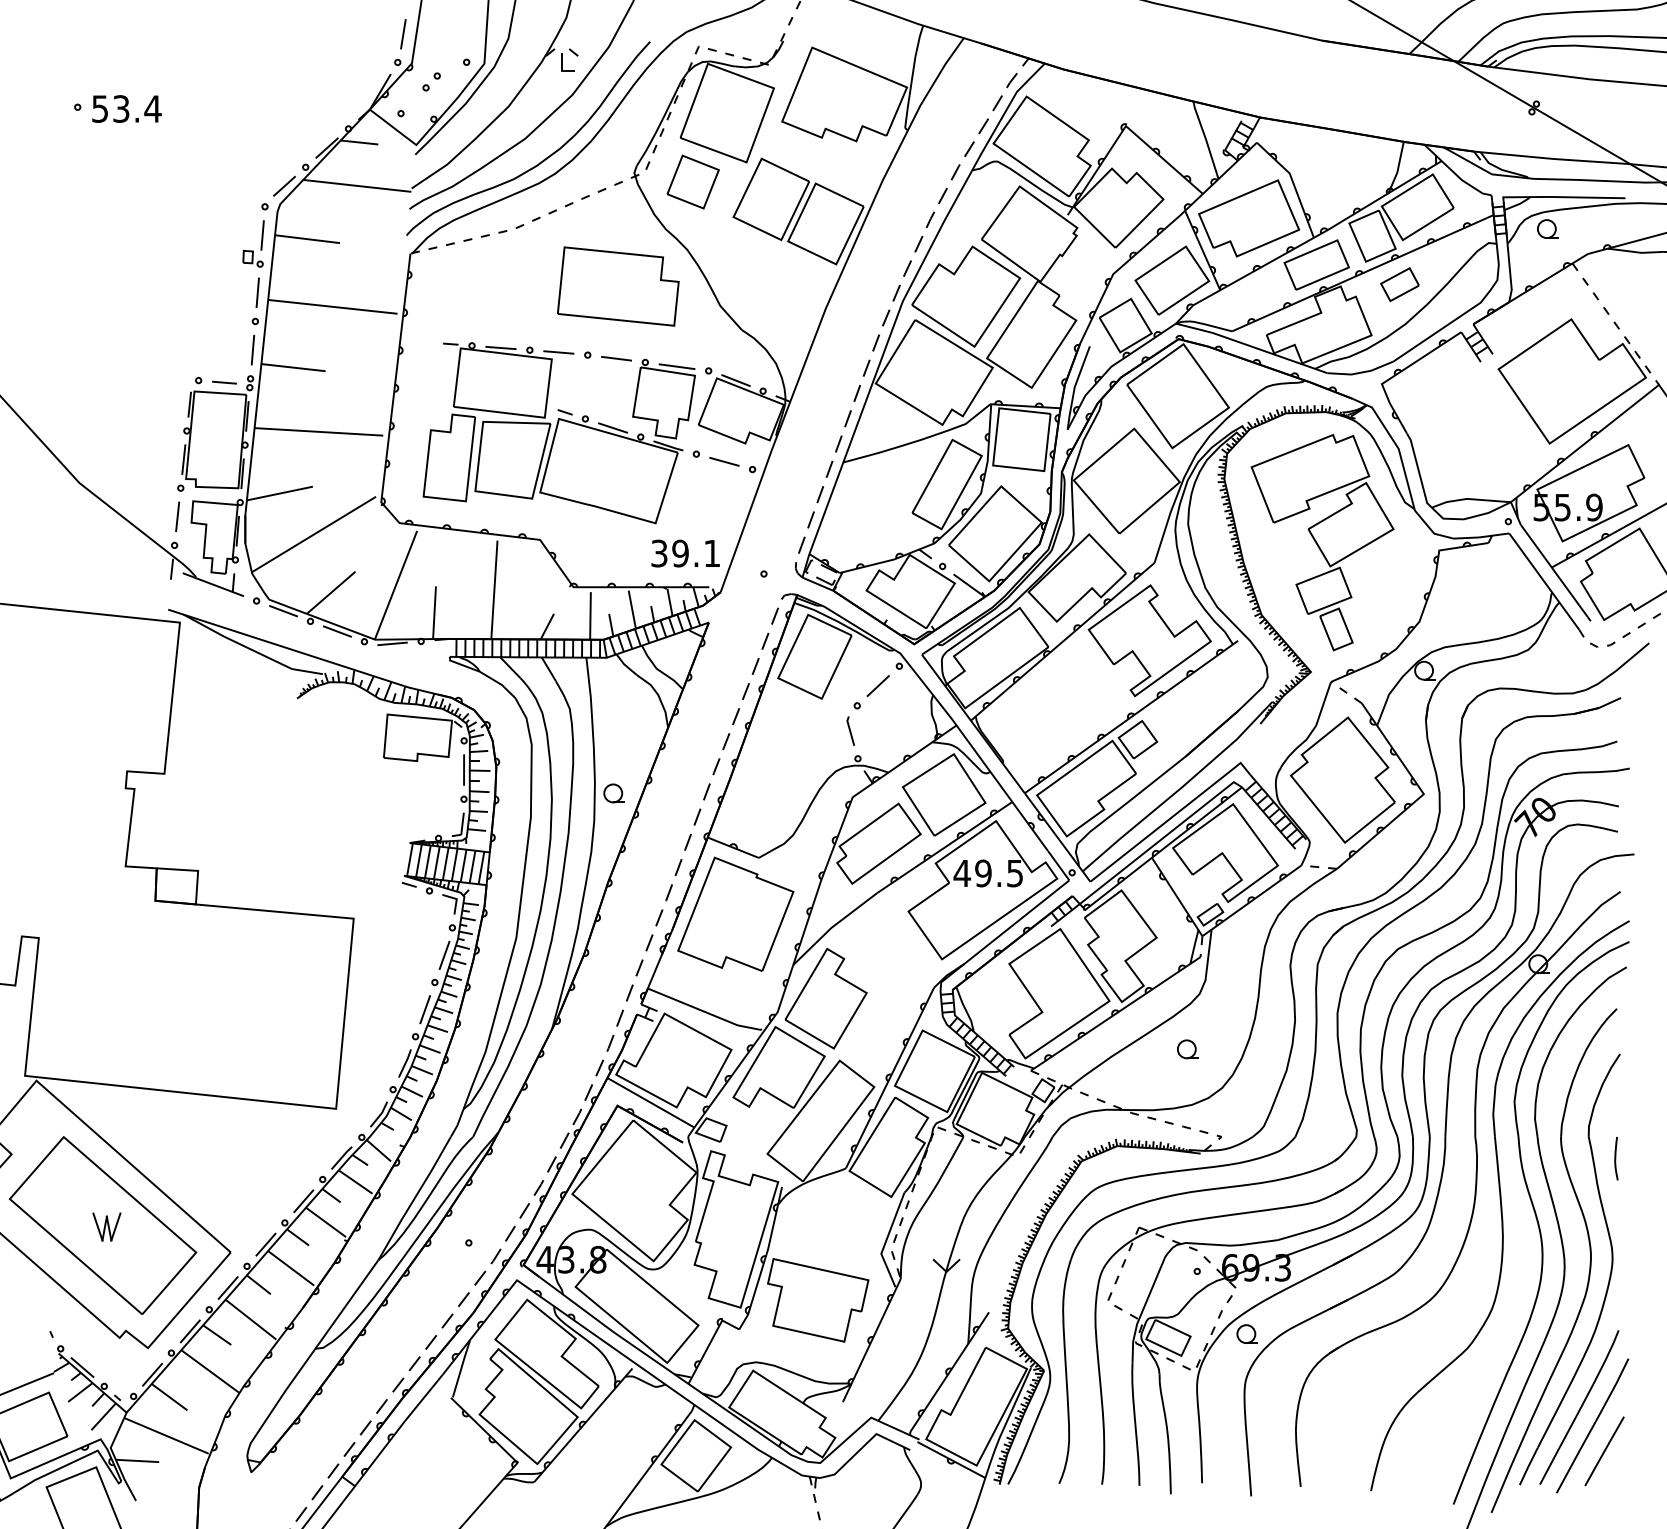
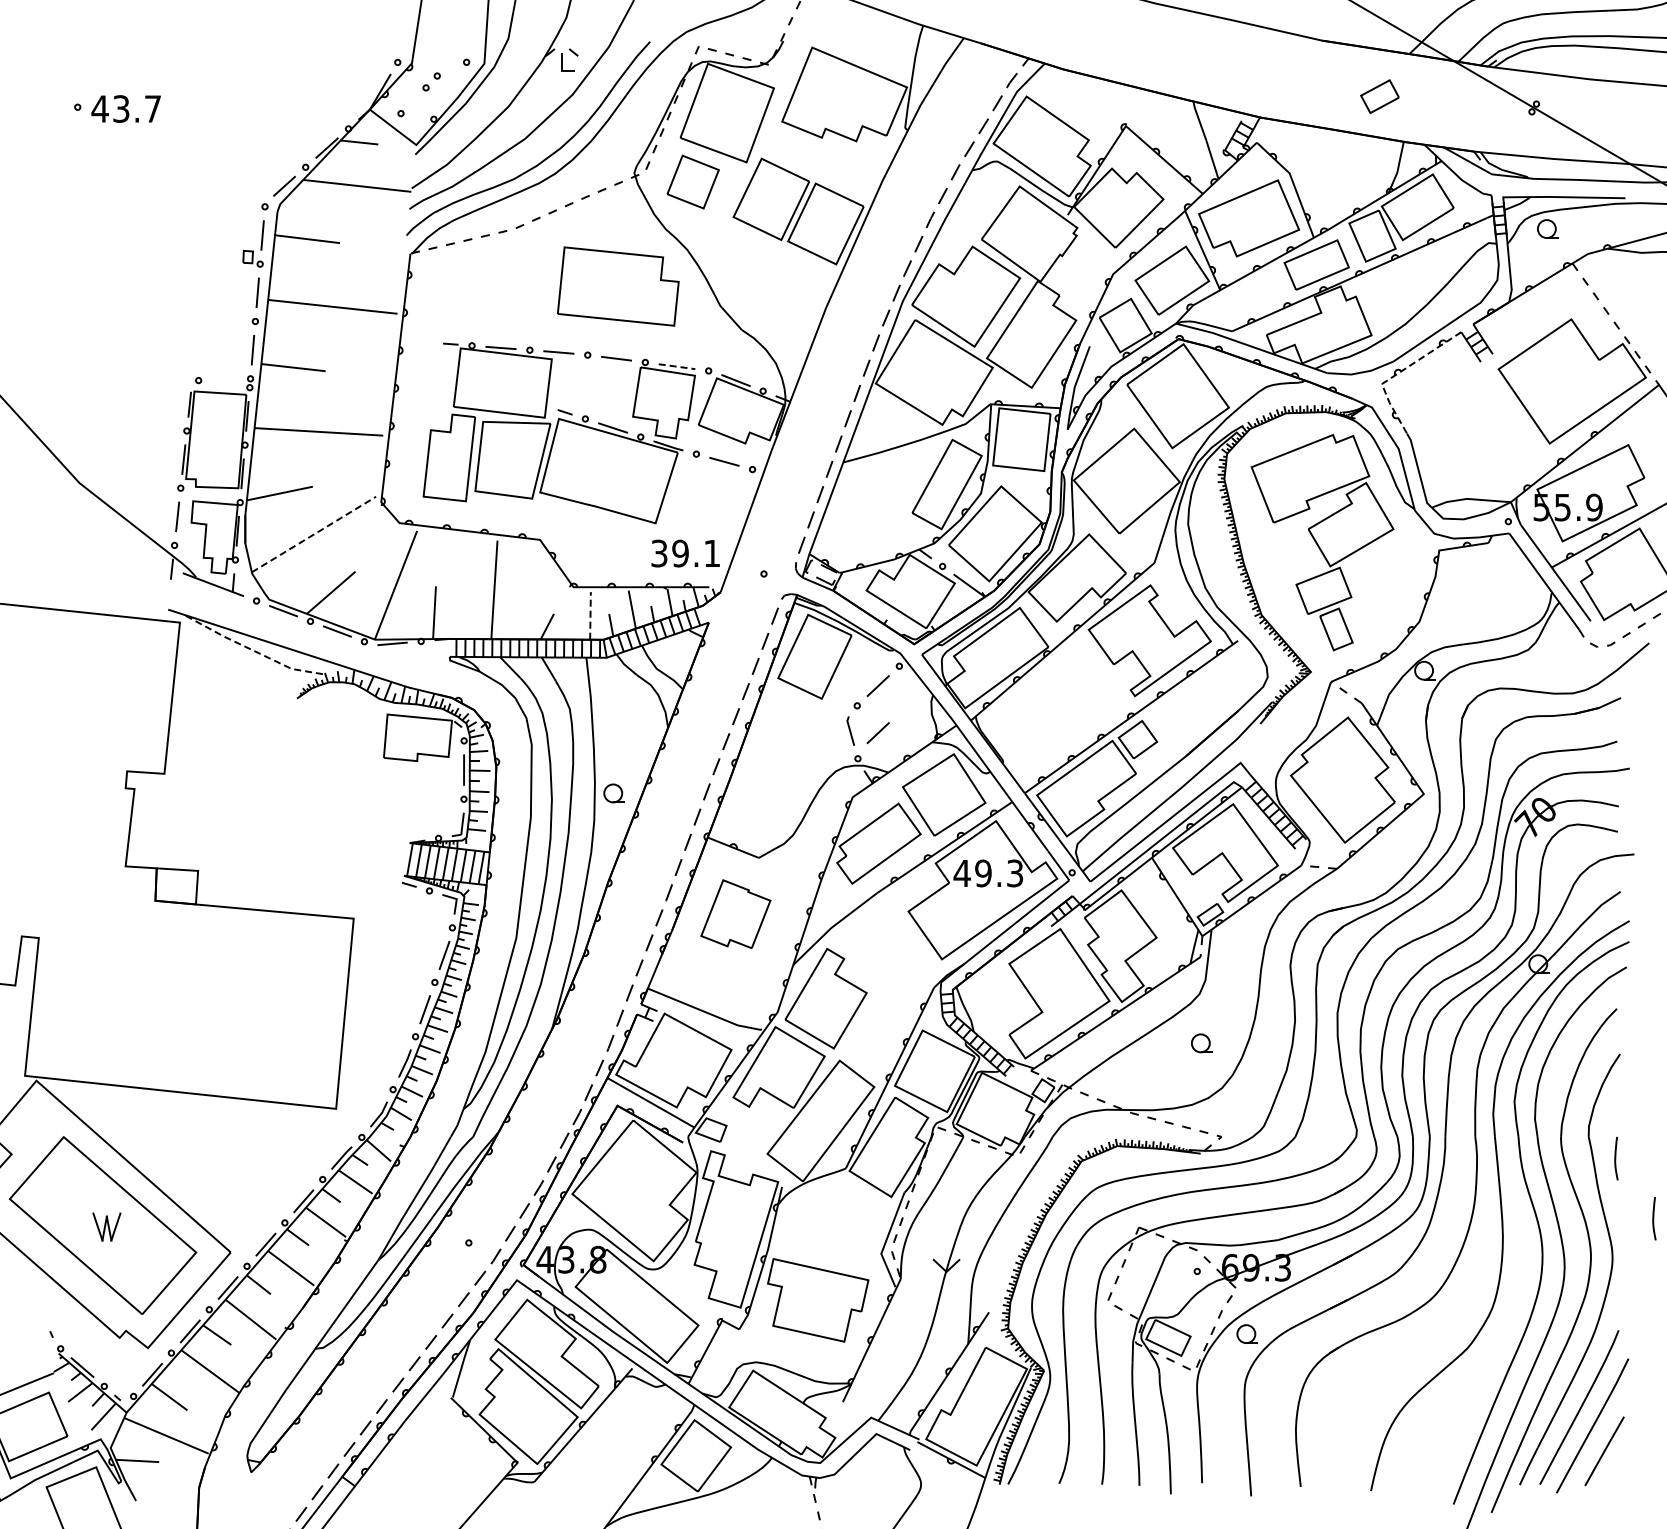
line: present -> none (403, 34)
text: 53.4 -> 43.7 (126, 108)
part position: (1399, 284) -> (1379, 96) (1379, 96)
line: solid -> dashed (676, 366)
line: solid -> dashed (1396, 374)
line: present -> none (224, 382)
line: solid -> dashed (313, 534)
line: solid -> dashed (590, 615)
line: solid -> dashed (250, 649)
line: none -> present (877, 733)
text: 49.5 -> 49.3 (1015, 872)
part size: 118x116 px -> 72x70 px (735, 913)
part position: (1187, 1049) -> (1201, 1043) (1201, 1043)
curve: none -> present (1654, 1218)
